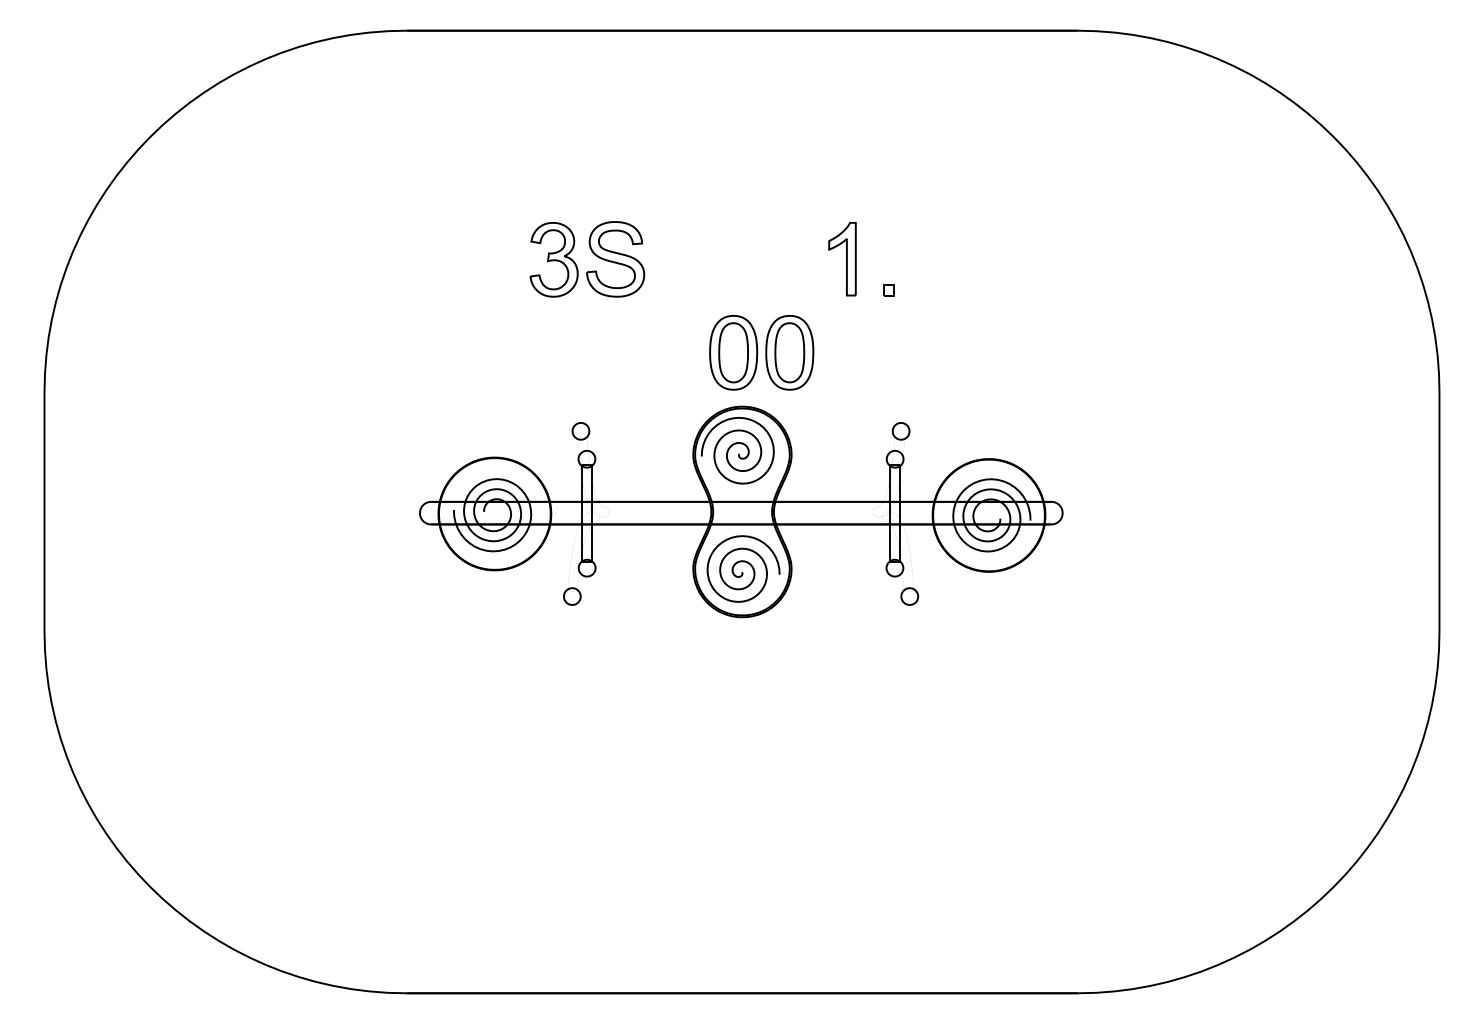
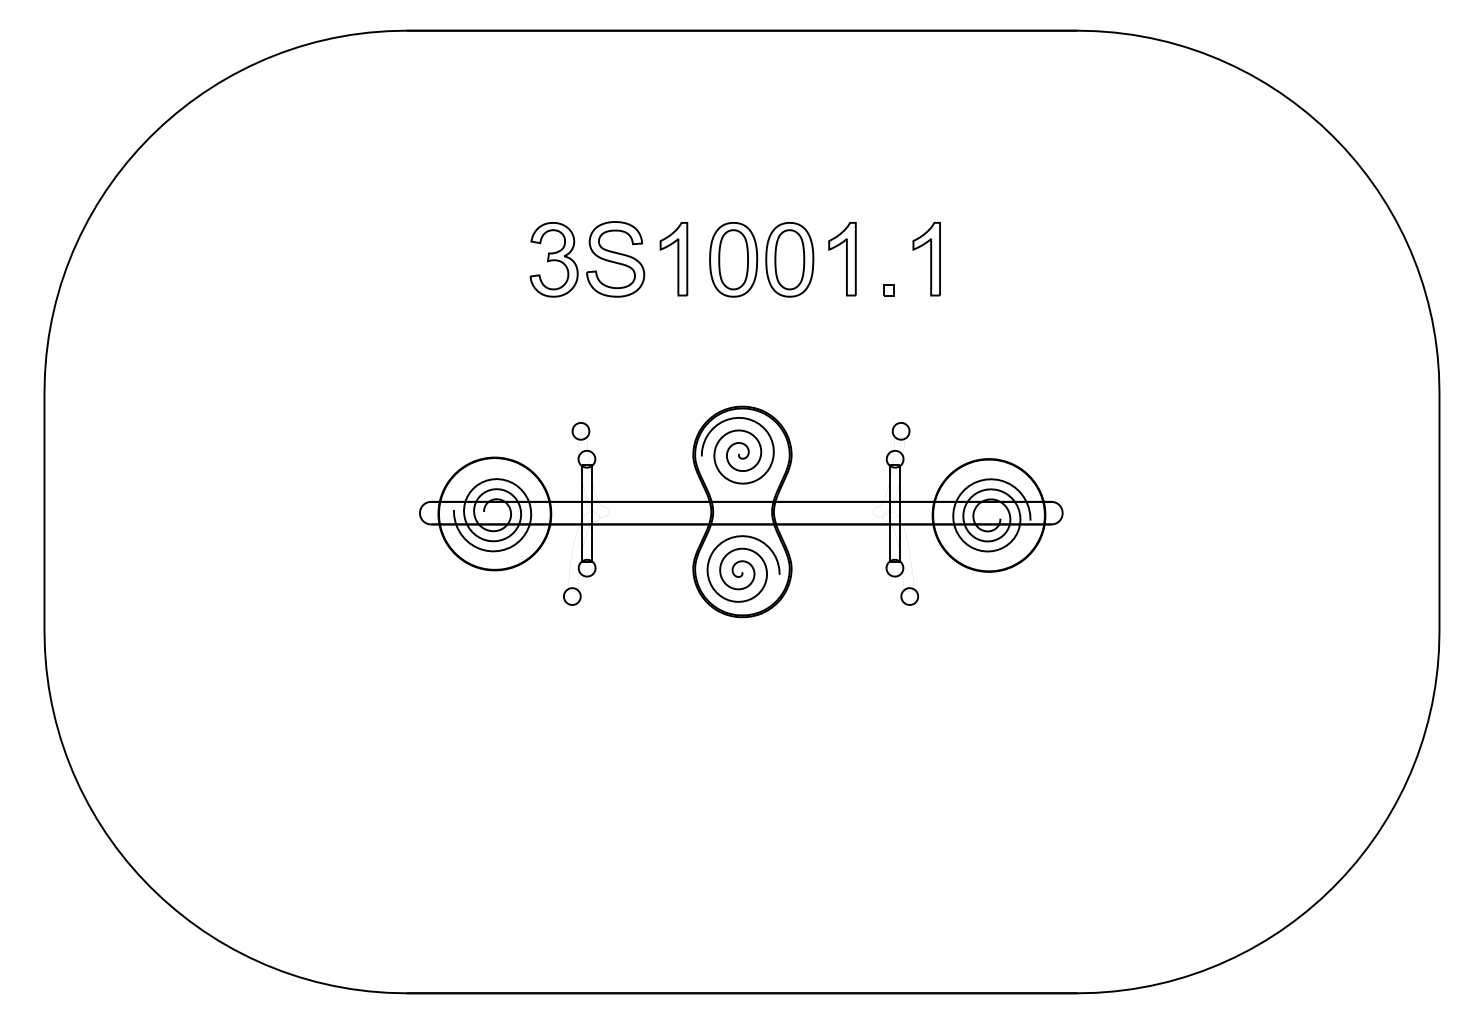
part: none -> present (673, 259)
part: none -> present (926, 259)
part position: (761, 352) -> (761, 259) (761, 259)
